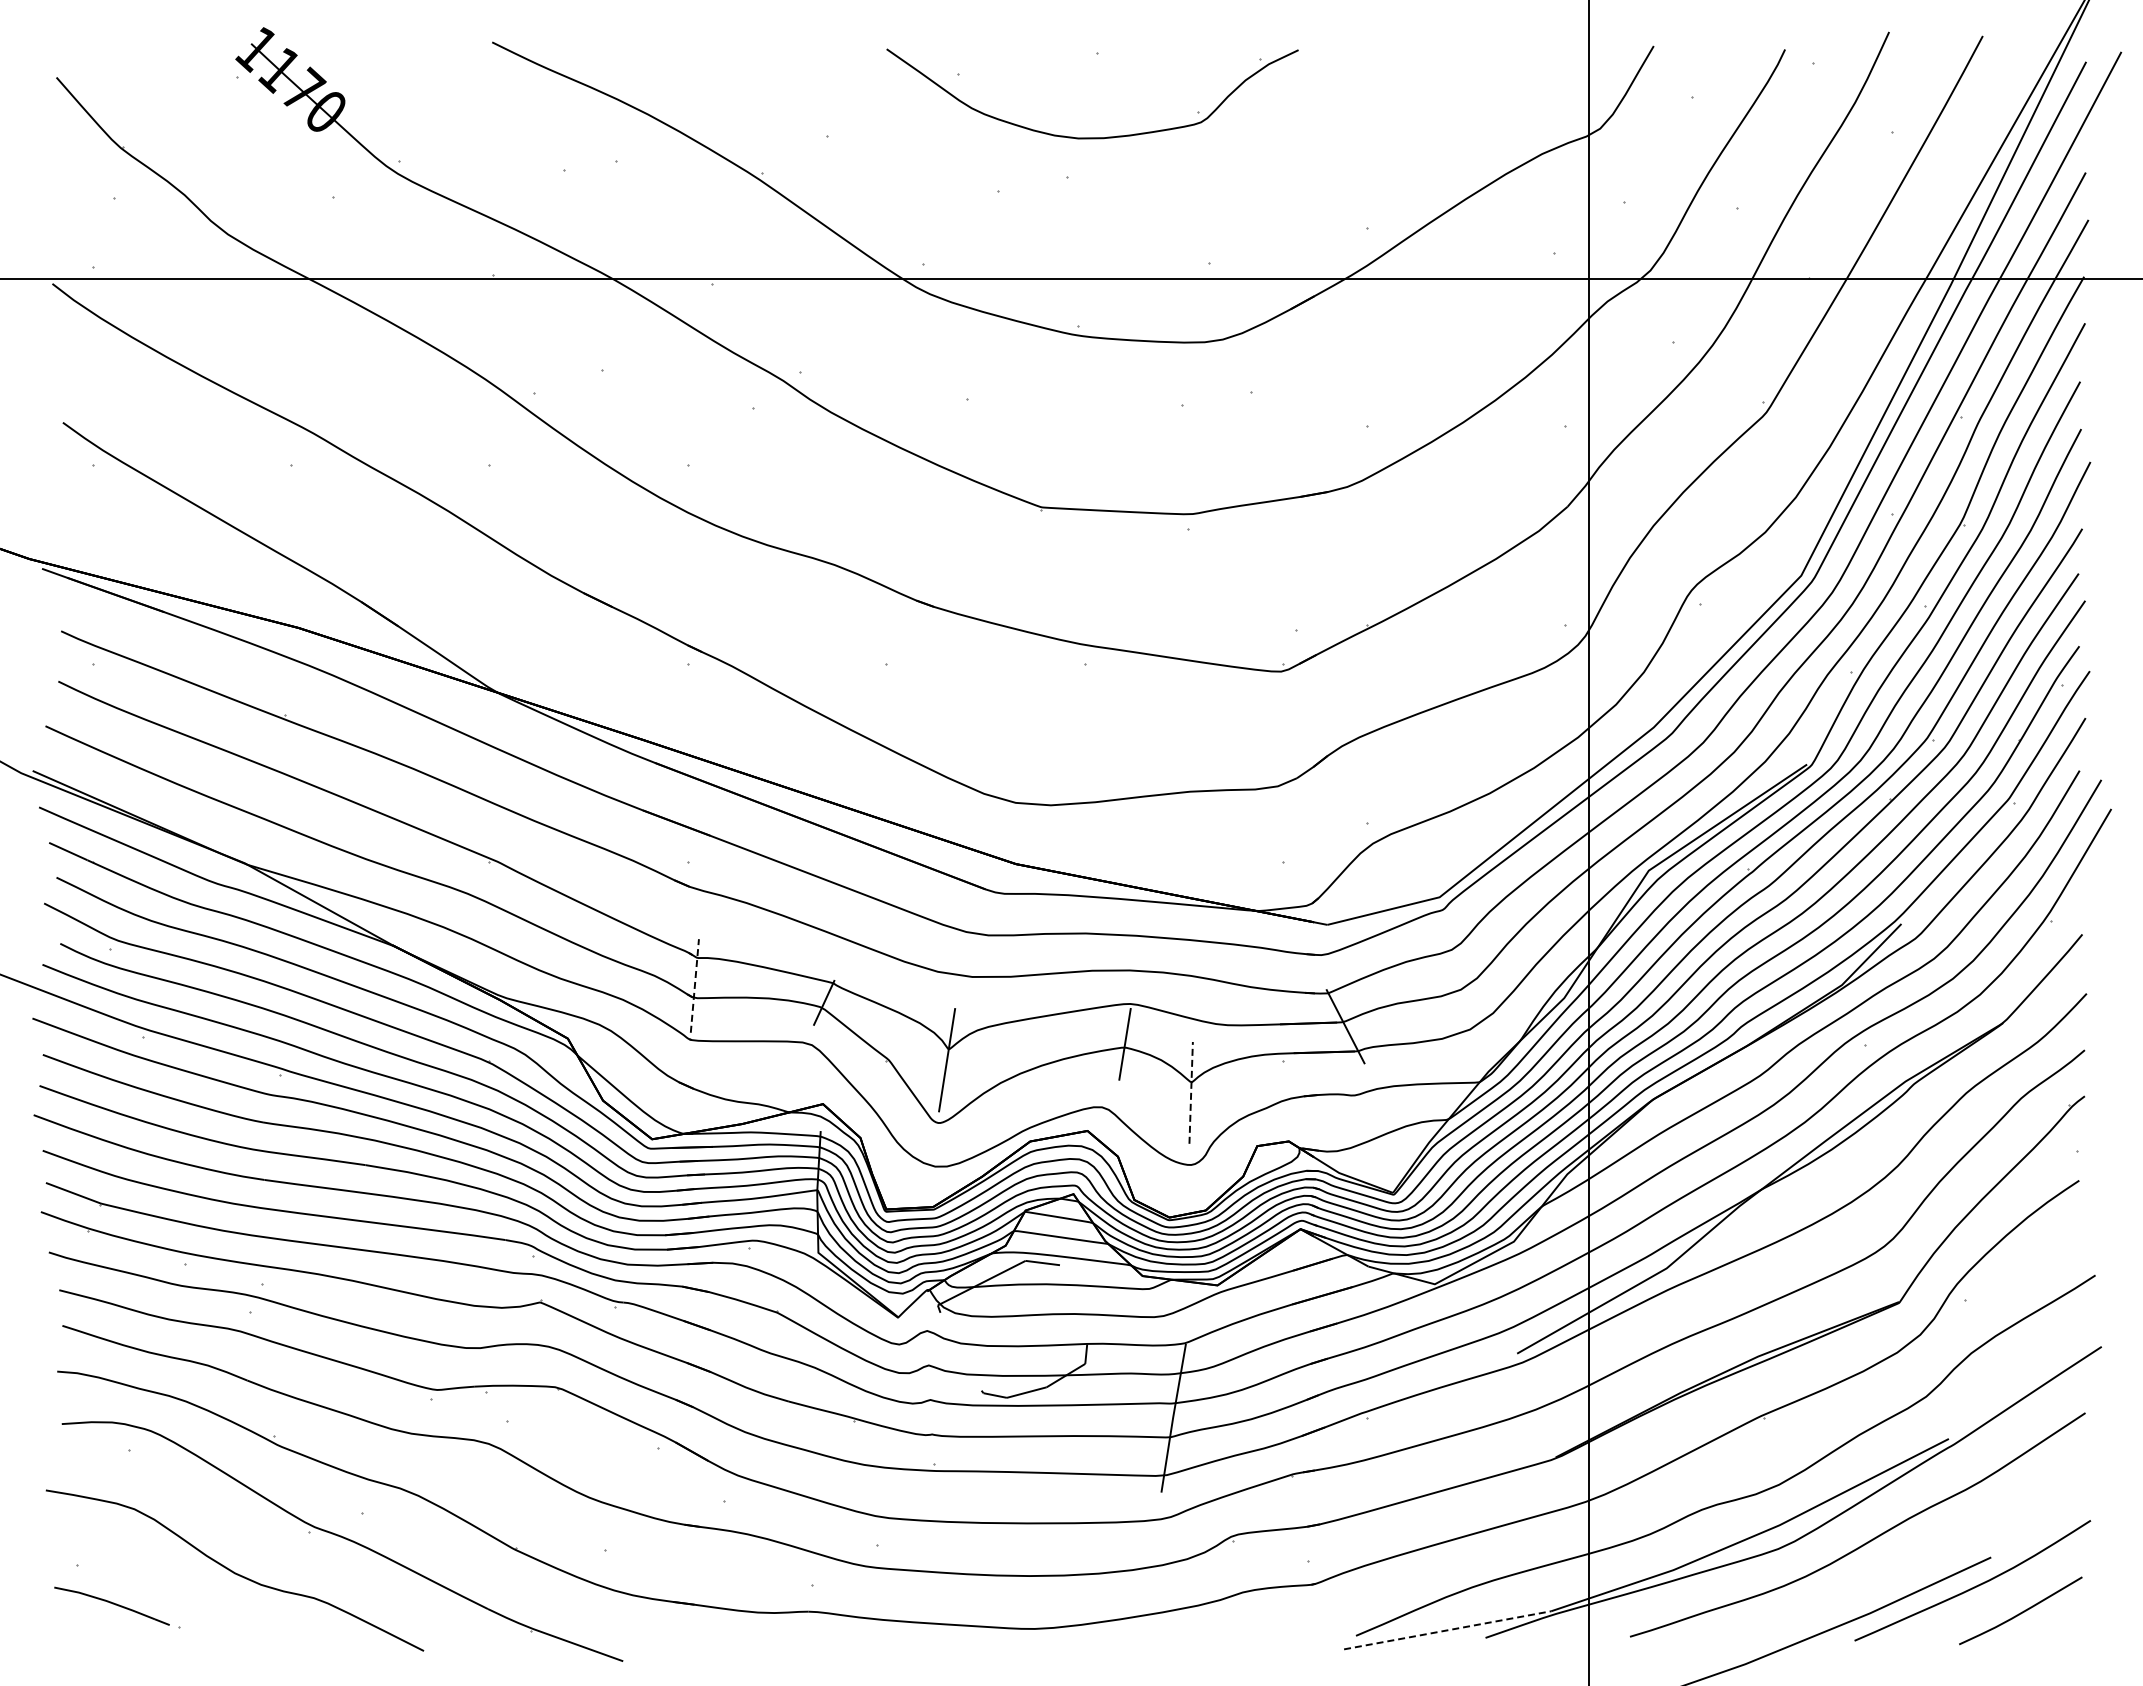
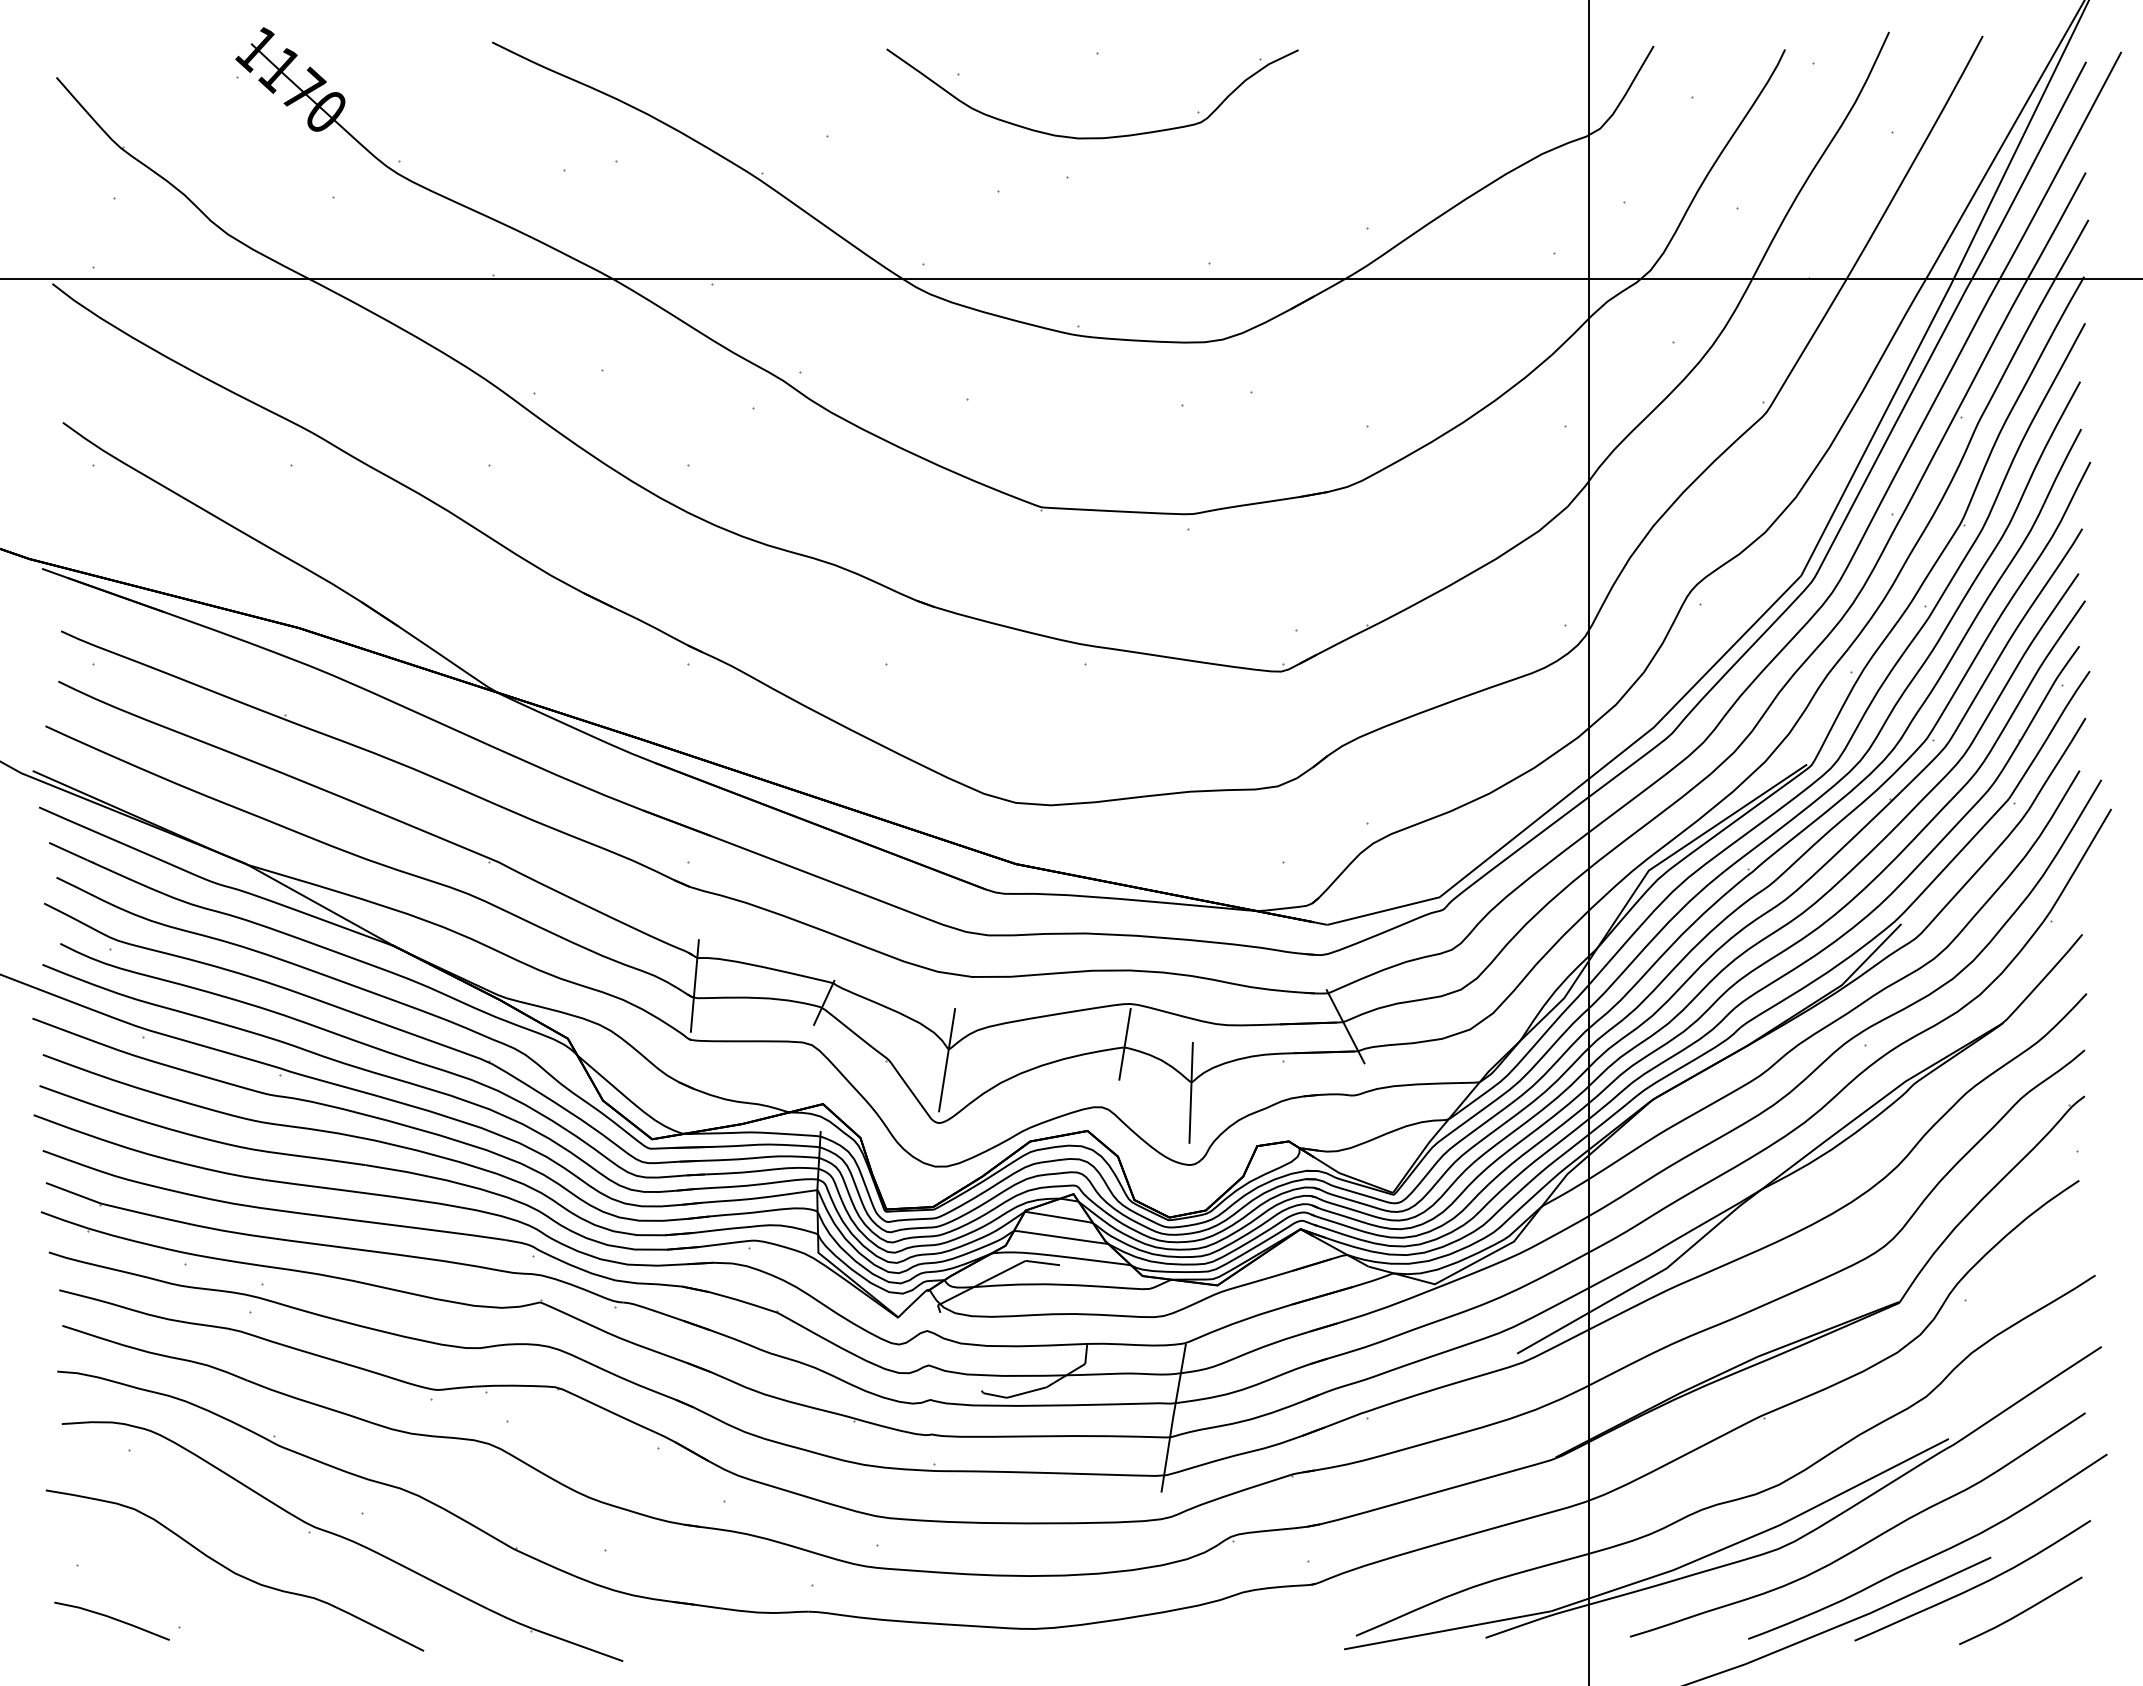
line: dashed -> solid (694, 985)
line: dashed -> solid (1191, 1092)
curve: none -> present (1929, 1556)
part position: (111, 1605) -> (111, 1620) (111, 1620)
line: dashed -> solid (1448, 1630)
